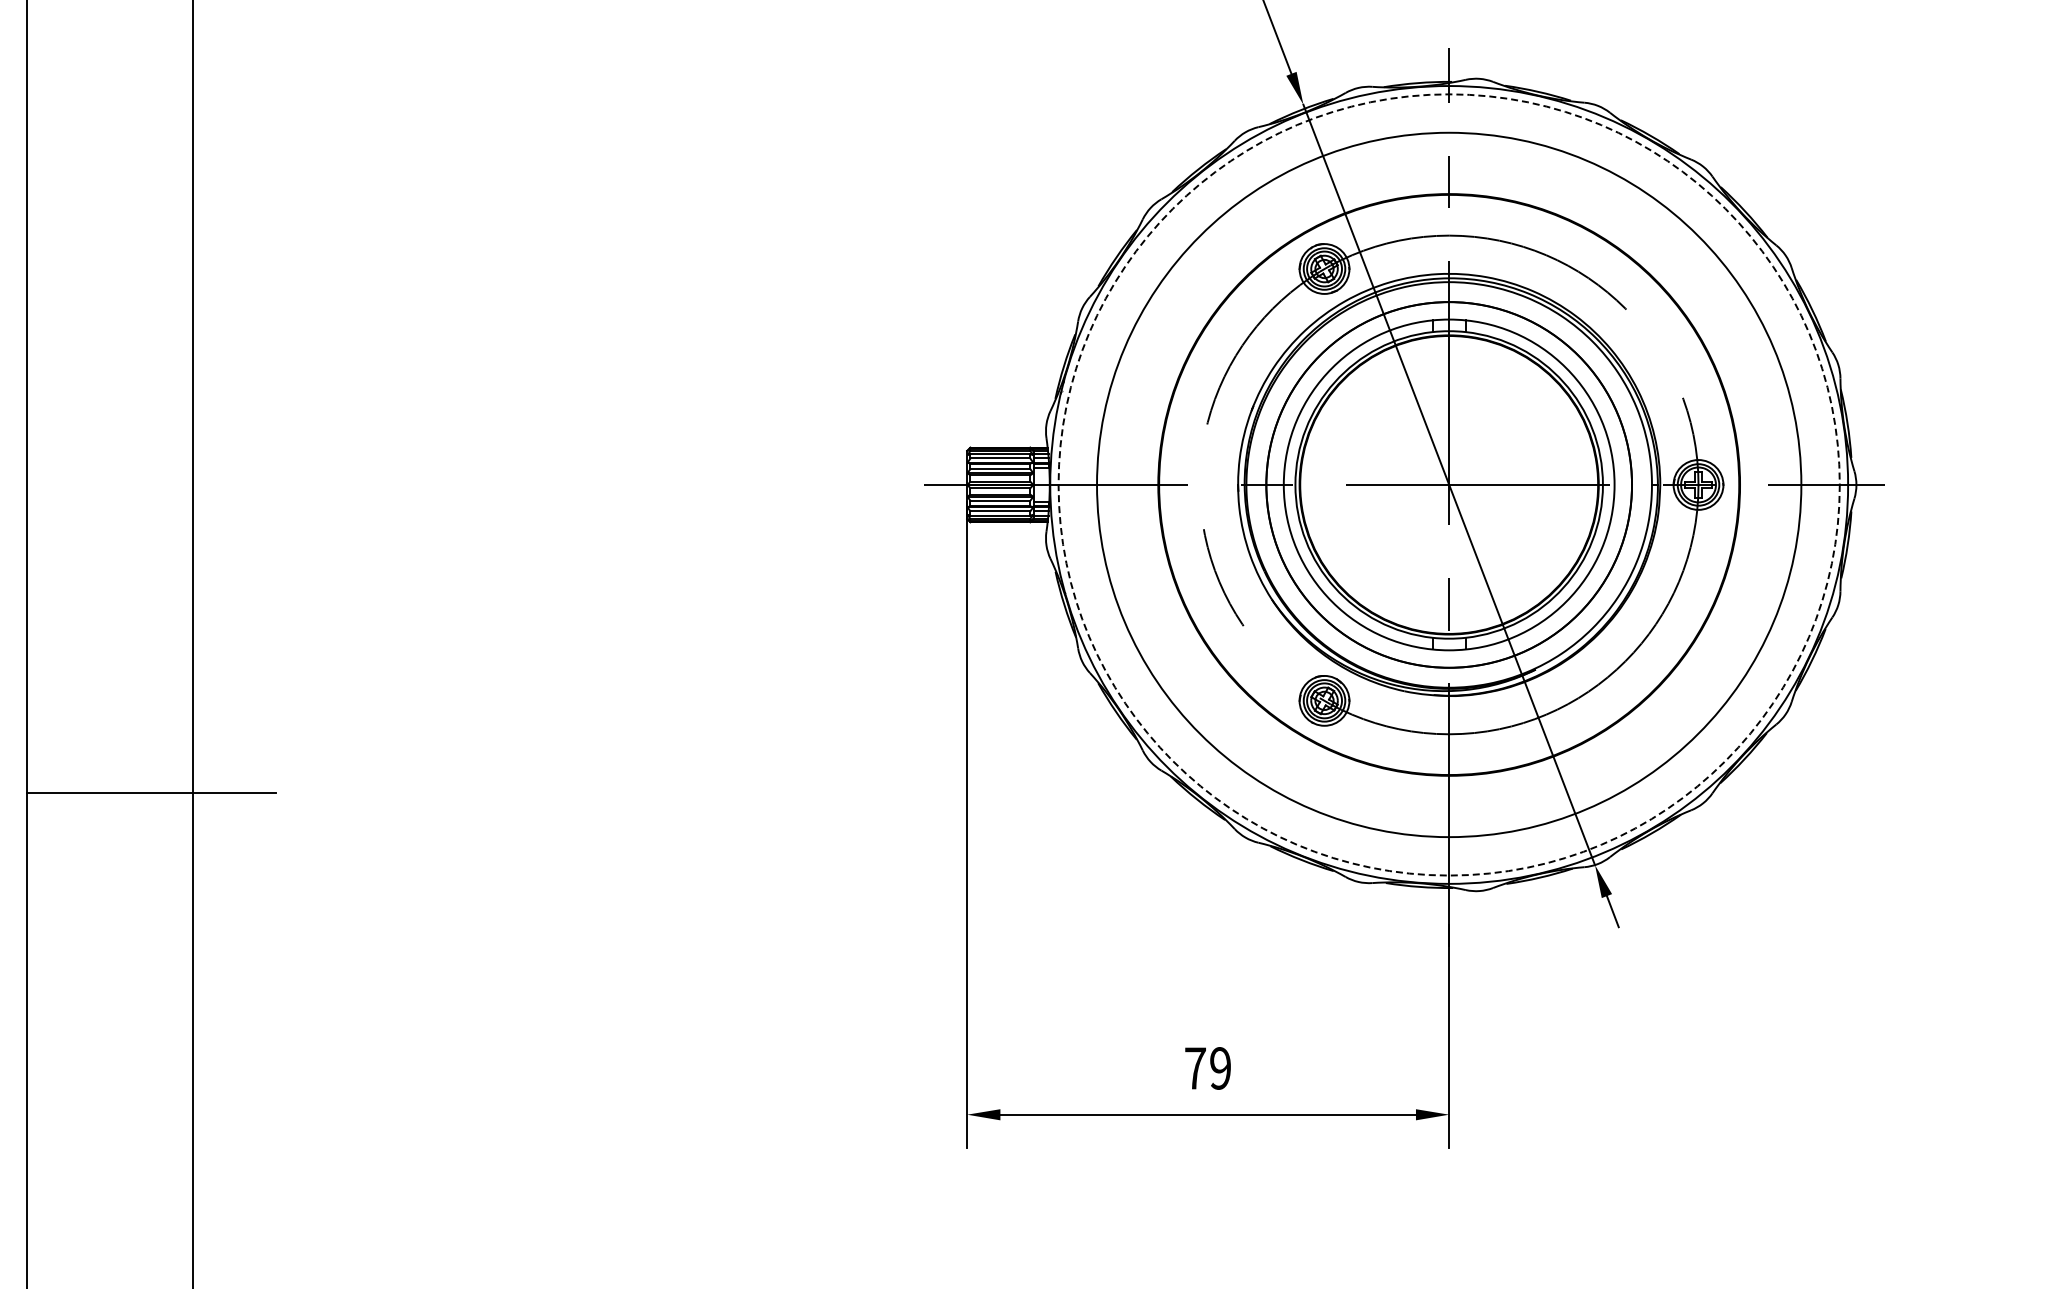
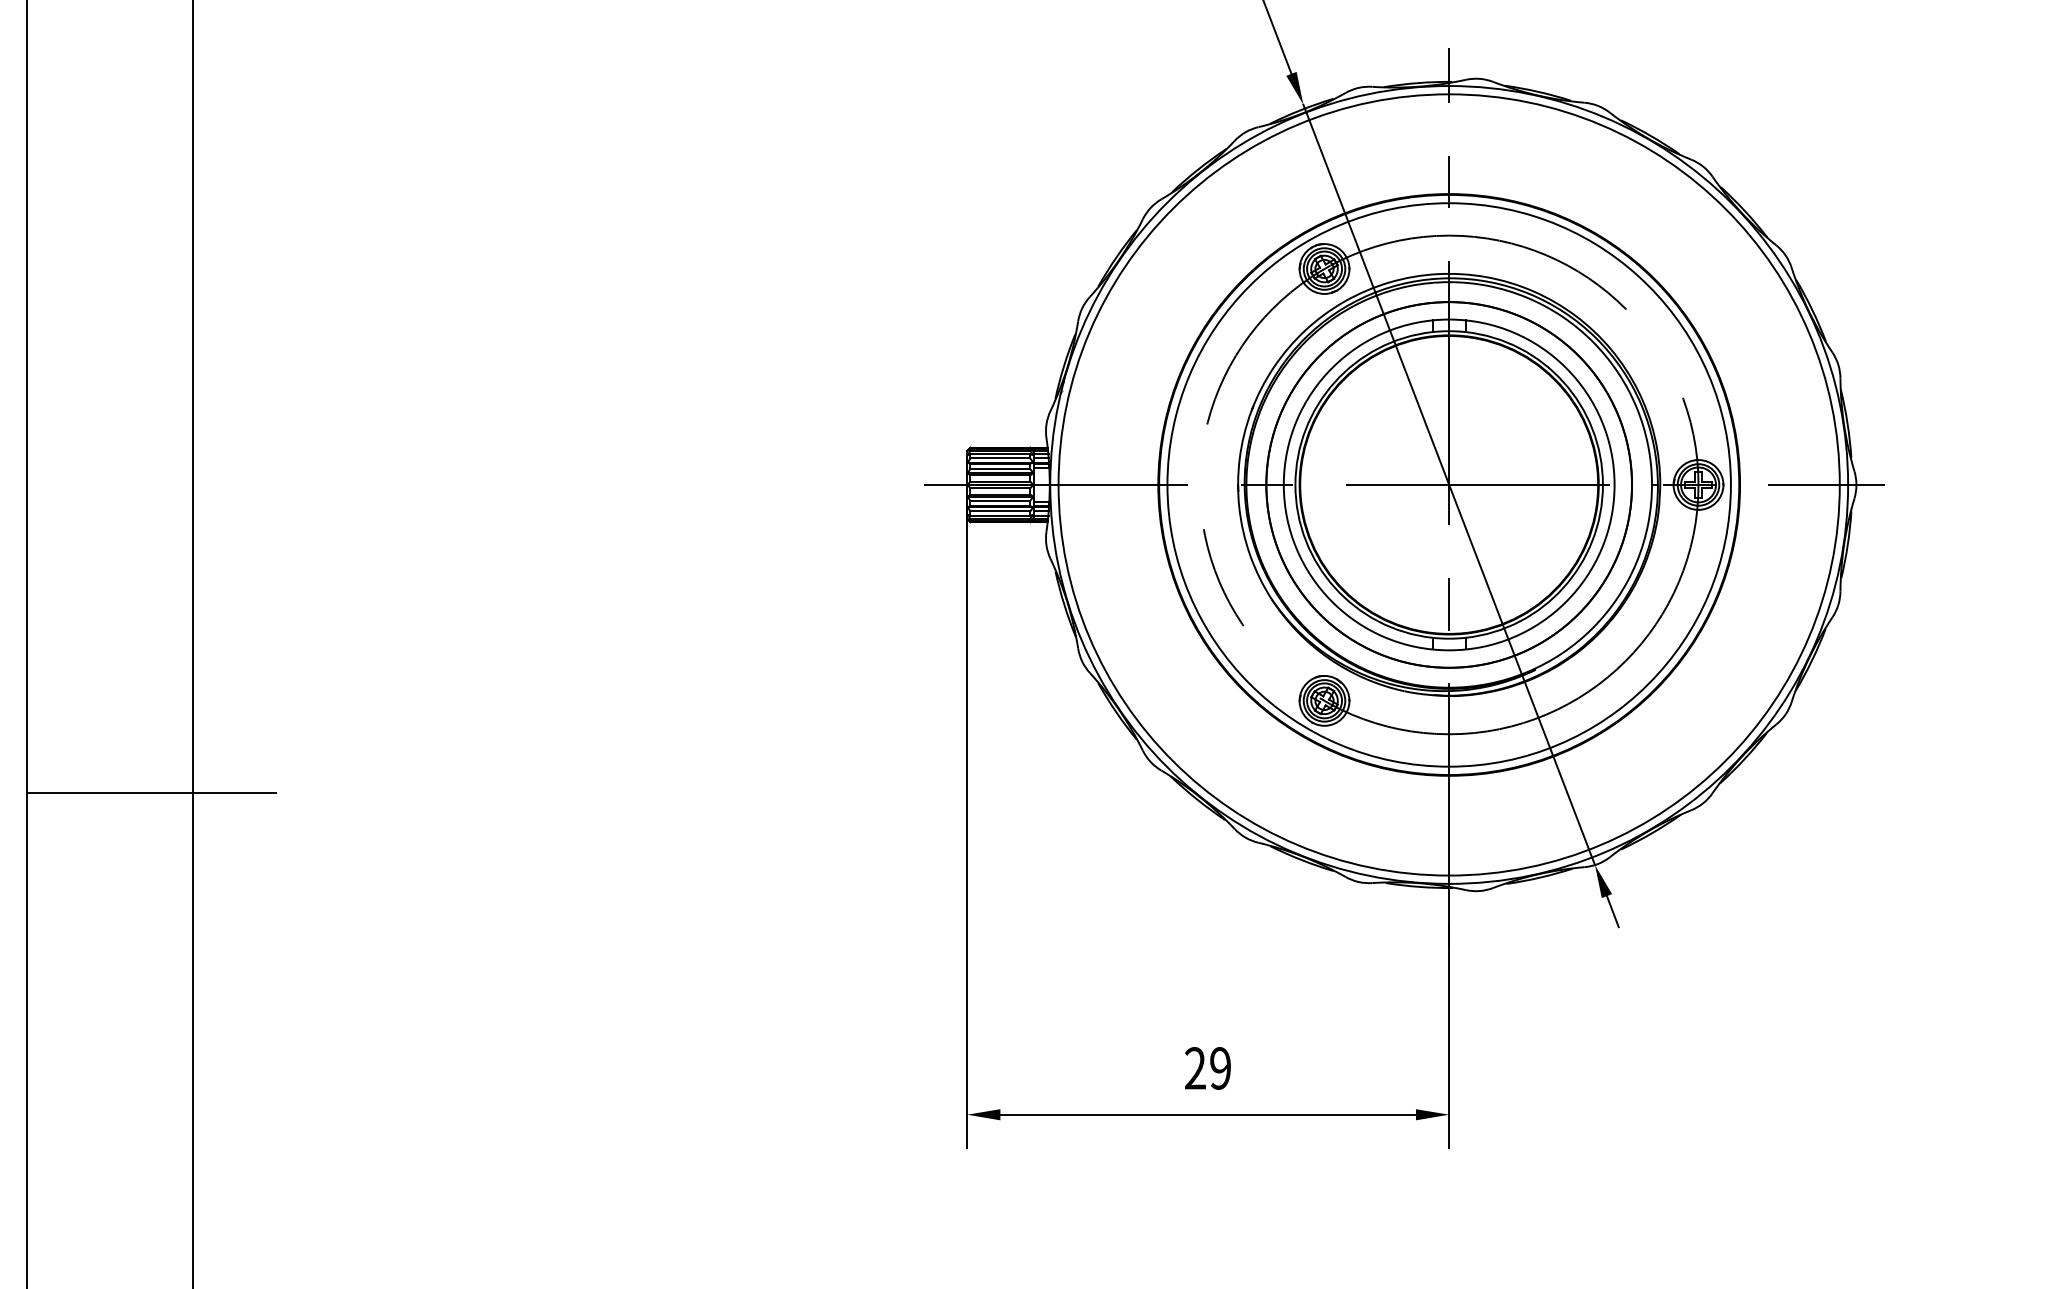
circle: dashed -> solid (1448, 484)
circle diameter: 704 px -> 563 px (1448, 484)
text: 79 -> 29 (1195, 1068)
